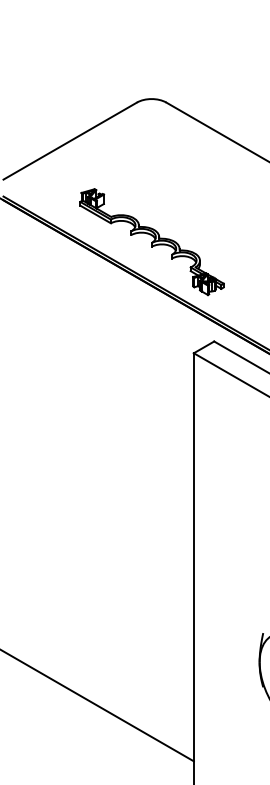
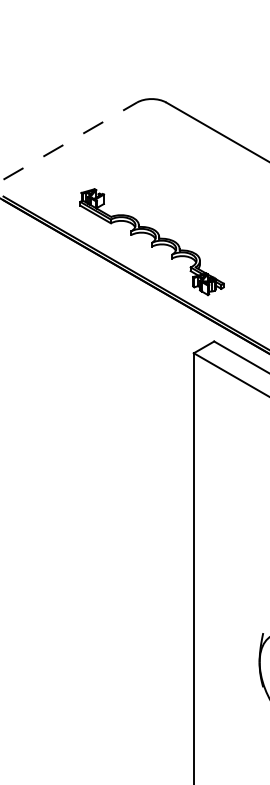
line: solid -> dashed (70, 140)
line: present -> none (97, 705)
